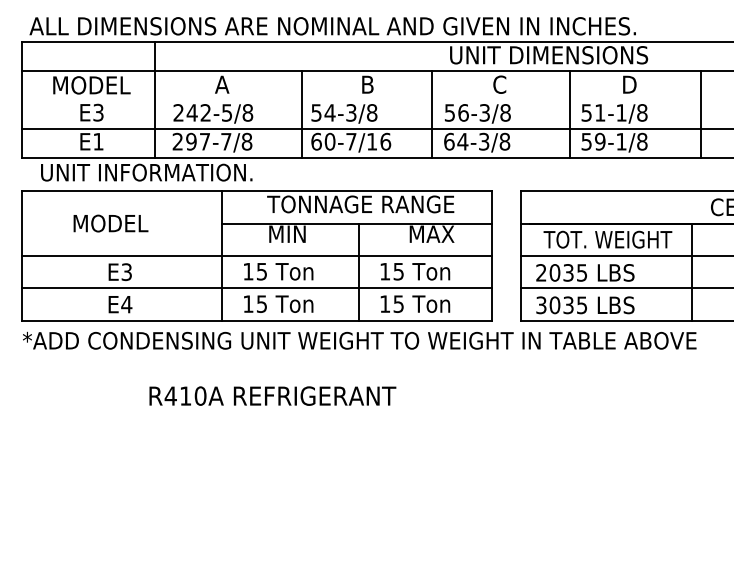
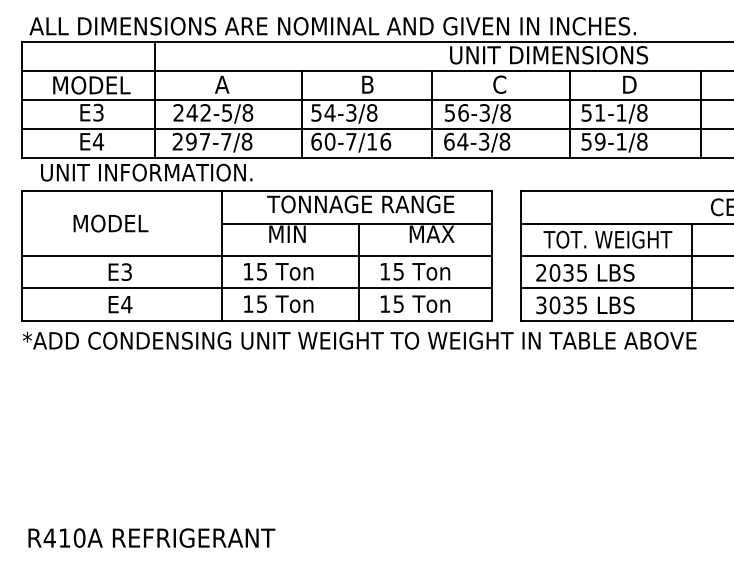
line: none -> present (376, 99)
text: E1 -> E4 (98, 141)
text position: (272, 395) -> (151, 537) (151, 537)
